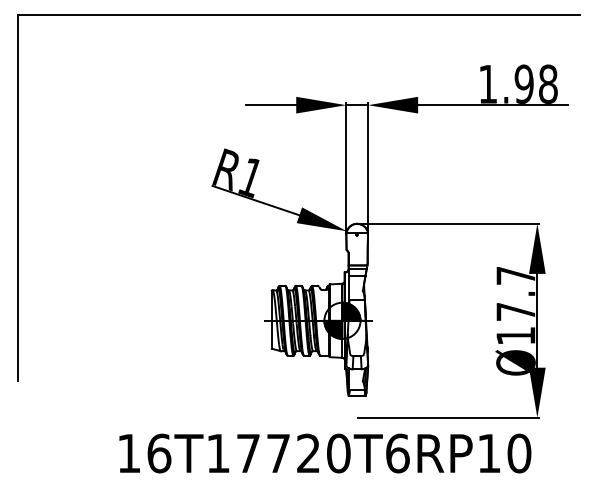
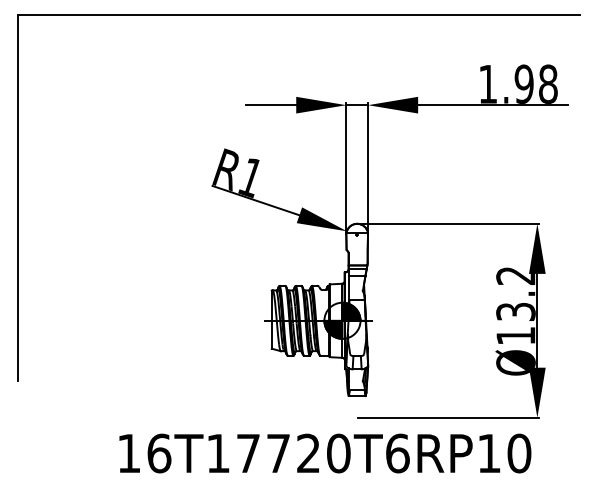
text: Ø17.7 -> Ø13.2 (515, 293)
